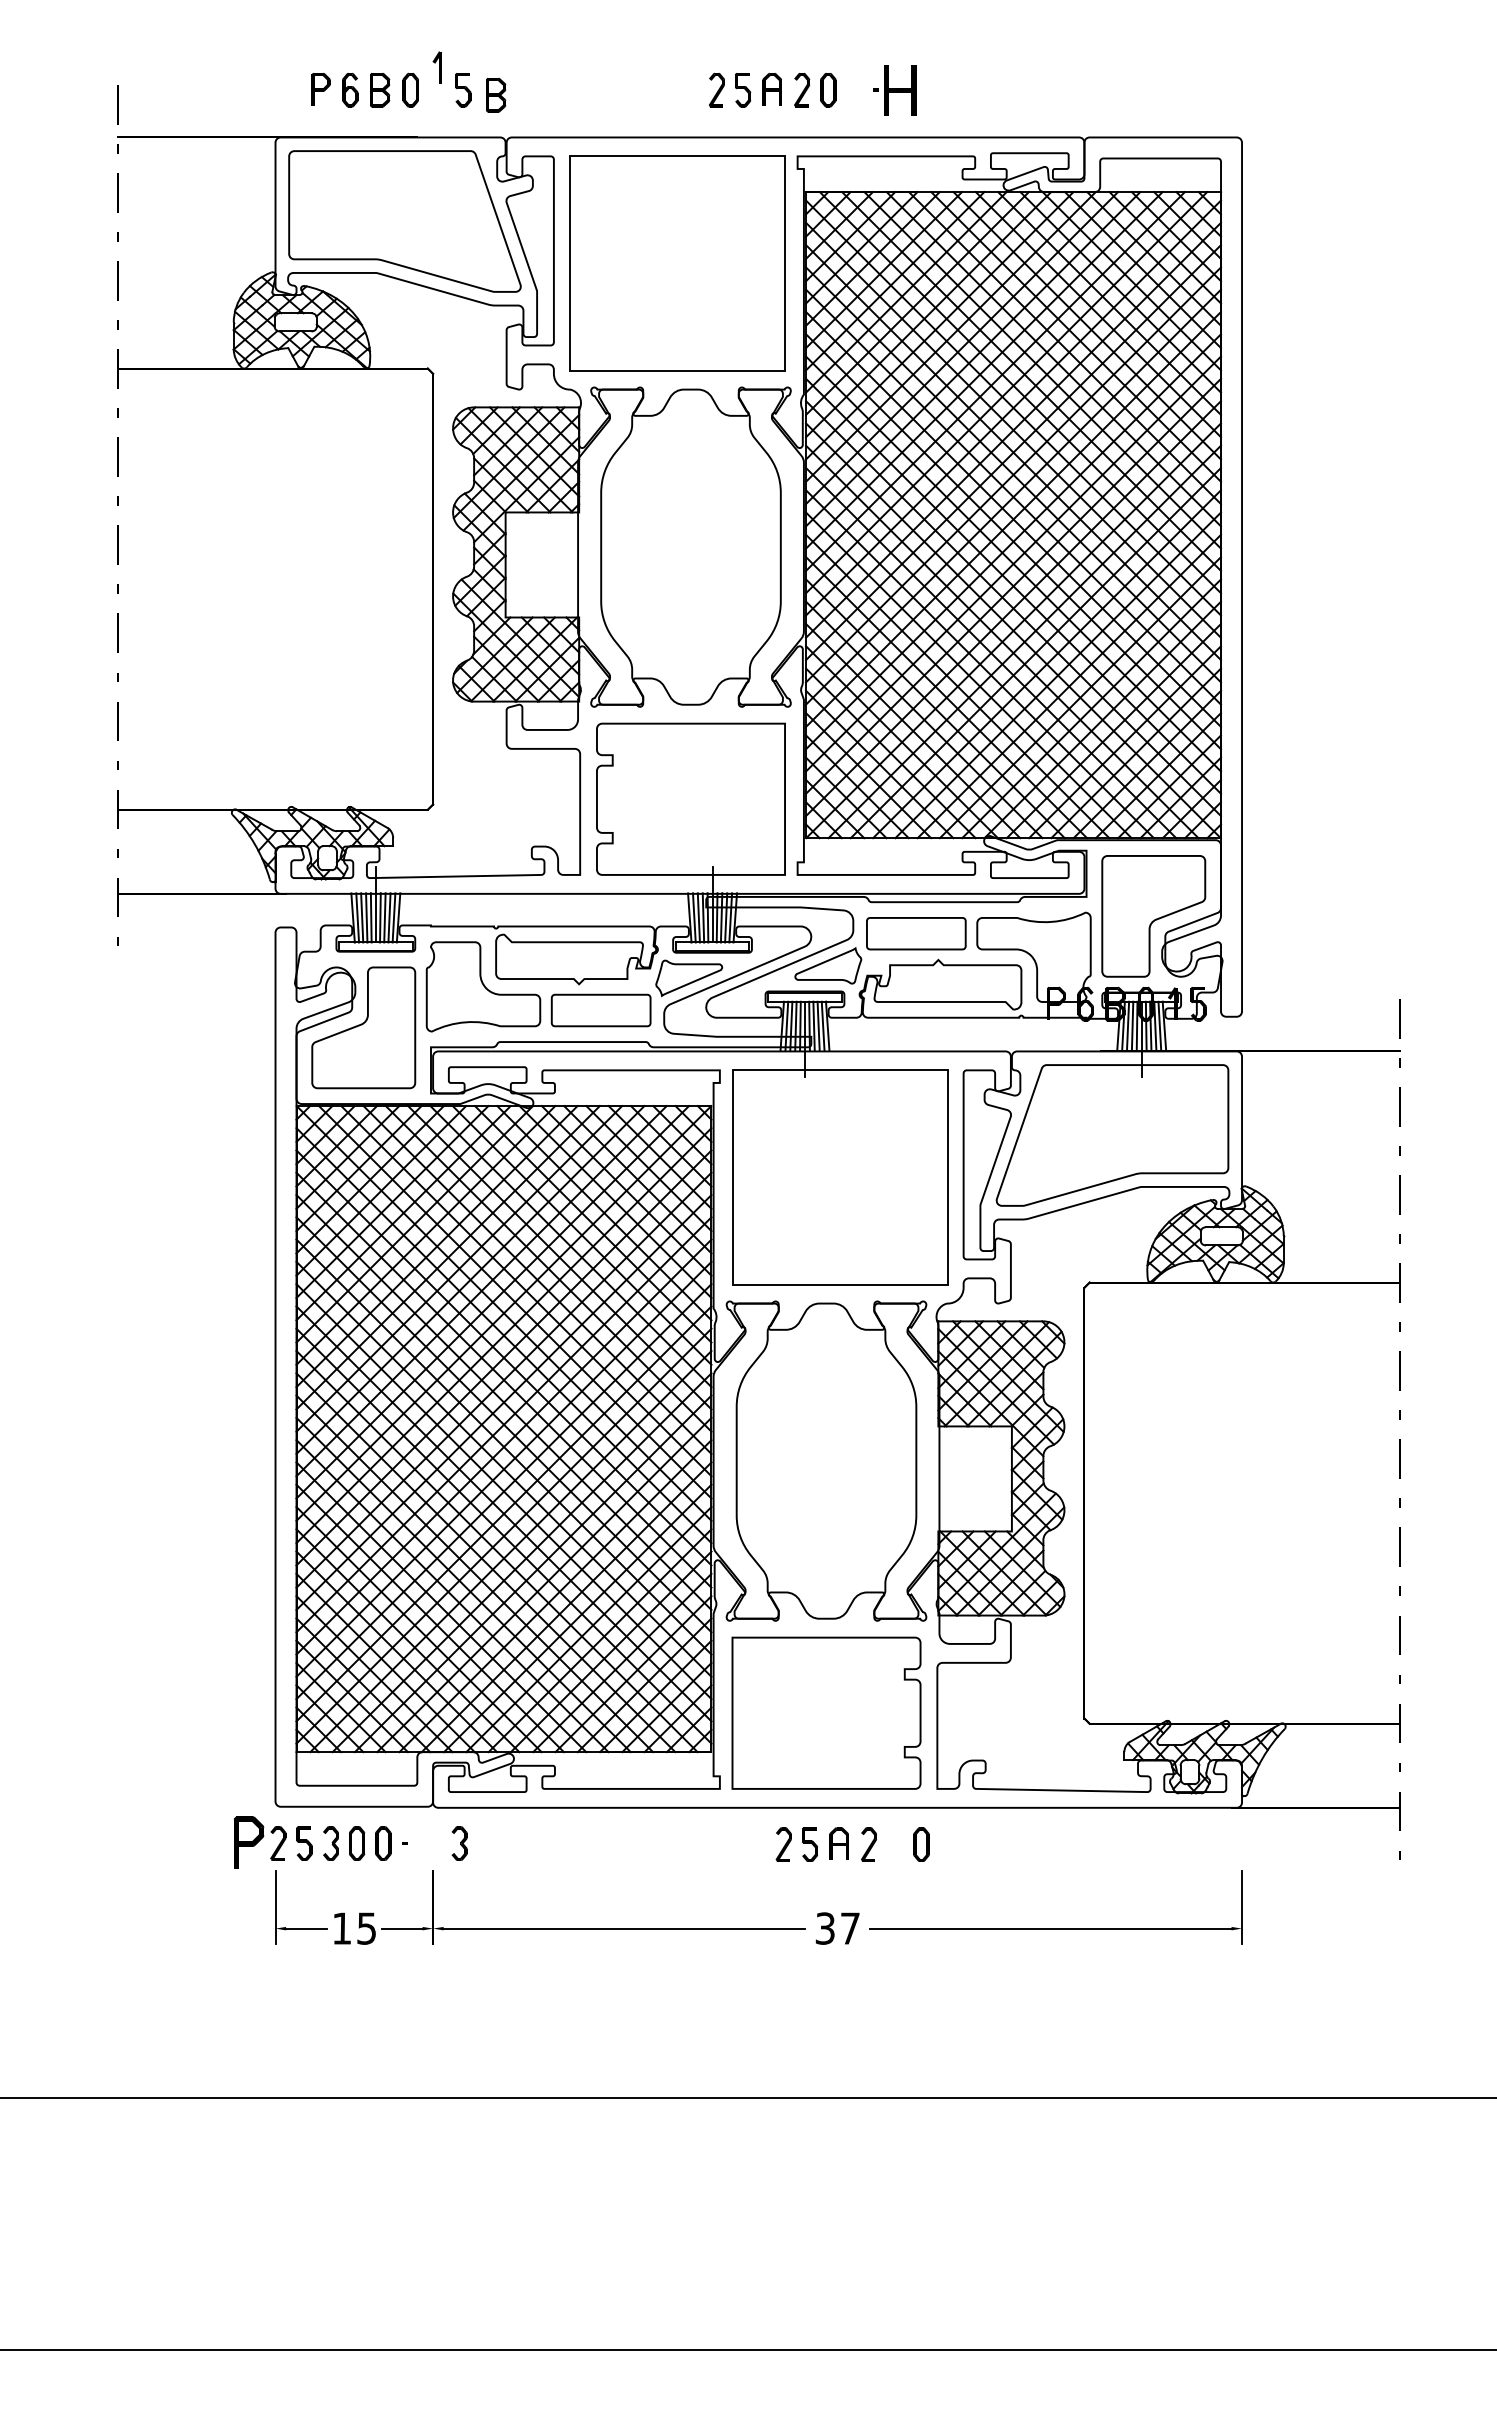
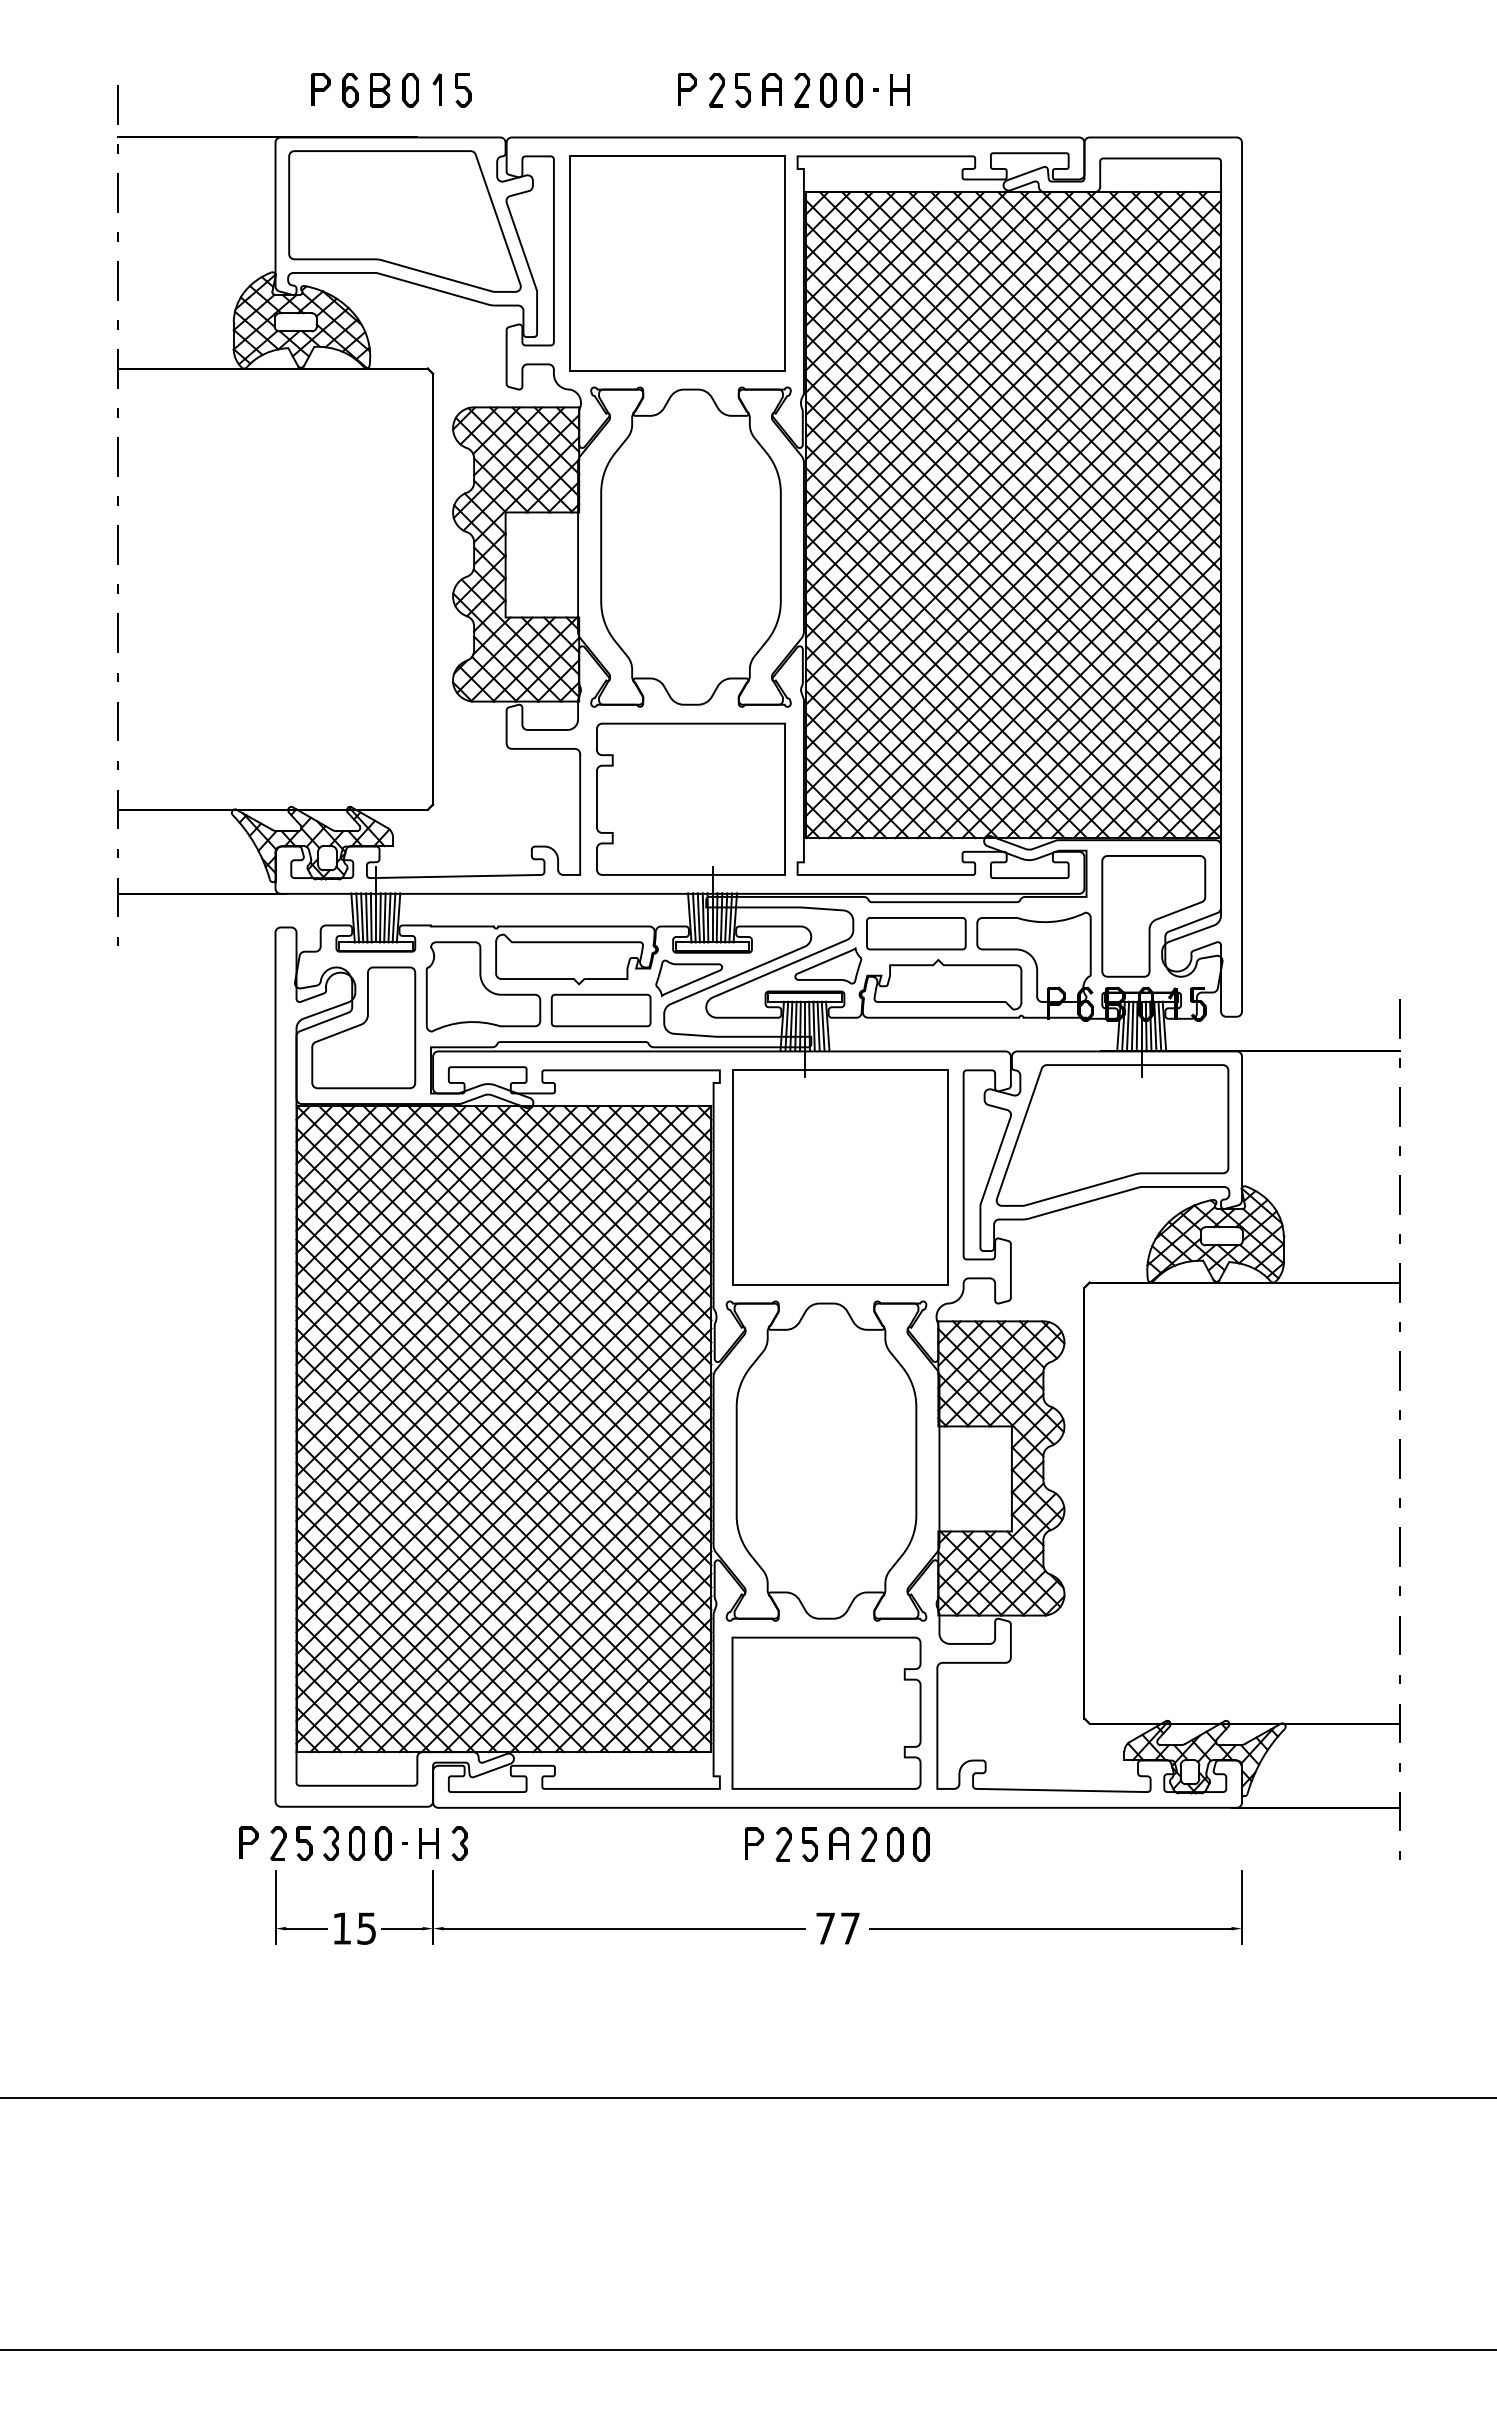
part position: (436, 67) -> (436, 89) (436, 89)
part: none -> present (687, 88)
part: none -> present (854, 89)
part size: 33x51 px -> 20x32 px (899, 89)
part: present -> none (496, 95)
part size: 31x53 px -> 20x33 px (248, 1842)
part: none -> present (428, 1843)
part: none -> present (754, 1843)
part: none -> present (895, 1844)
text: 37 -> 77 (824, 1928)
